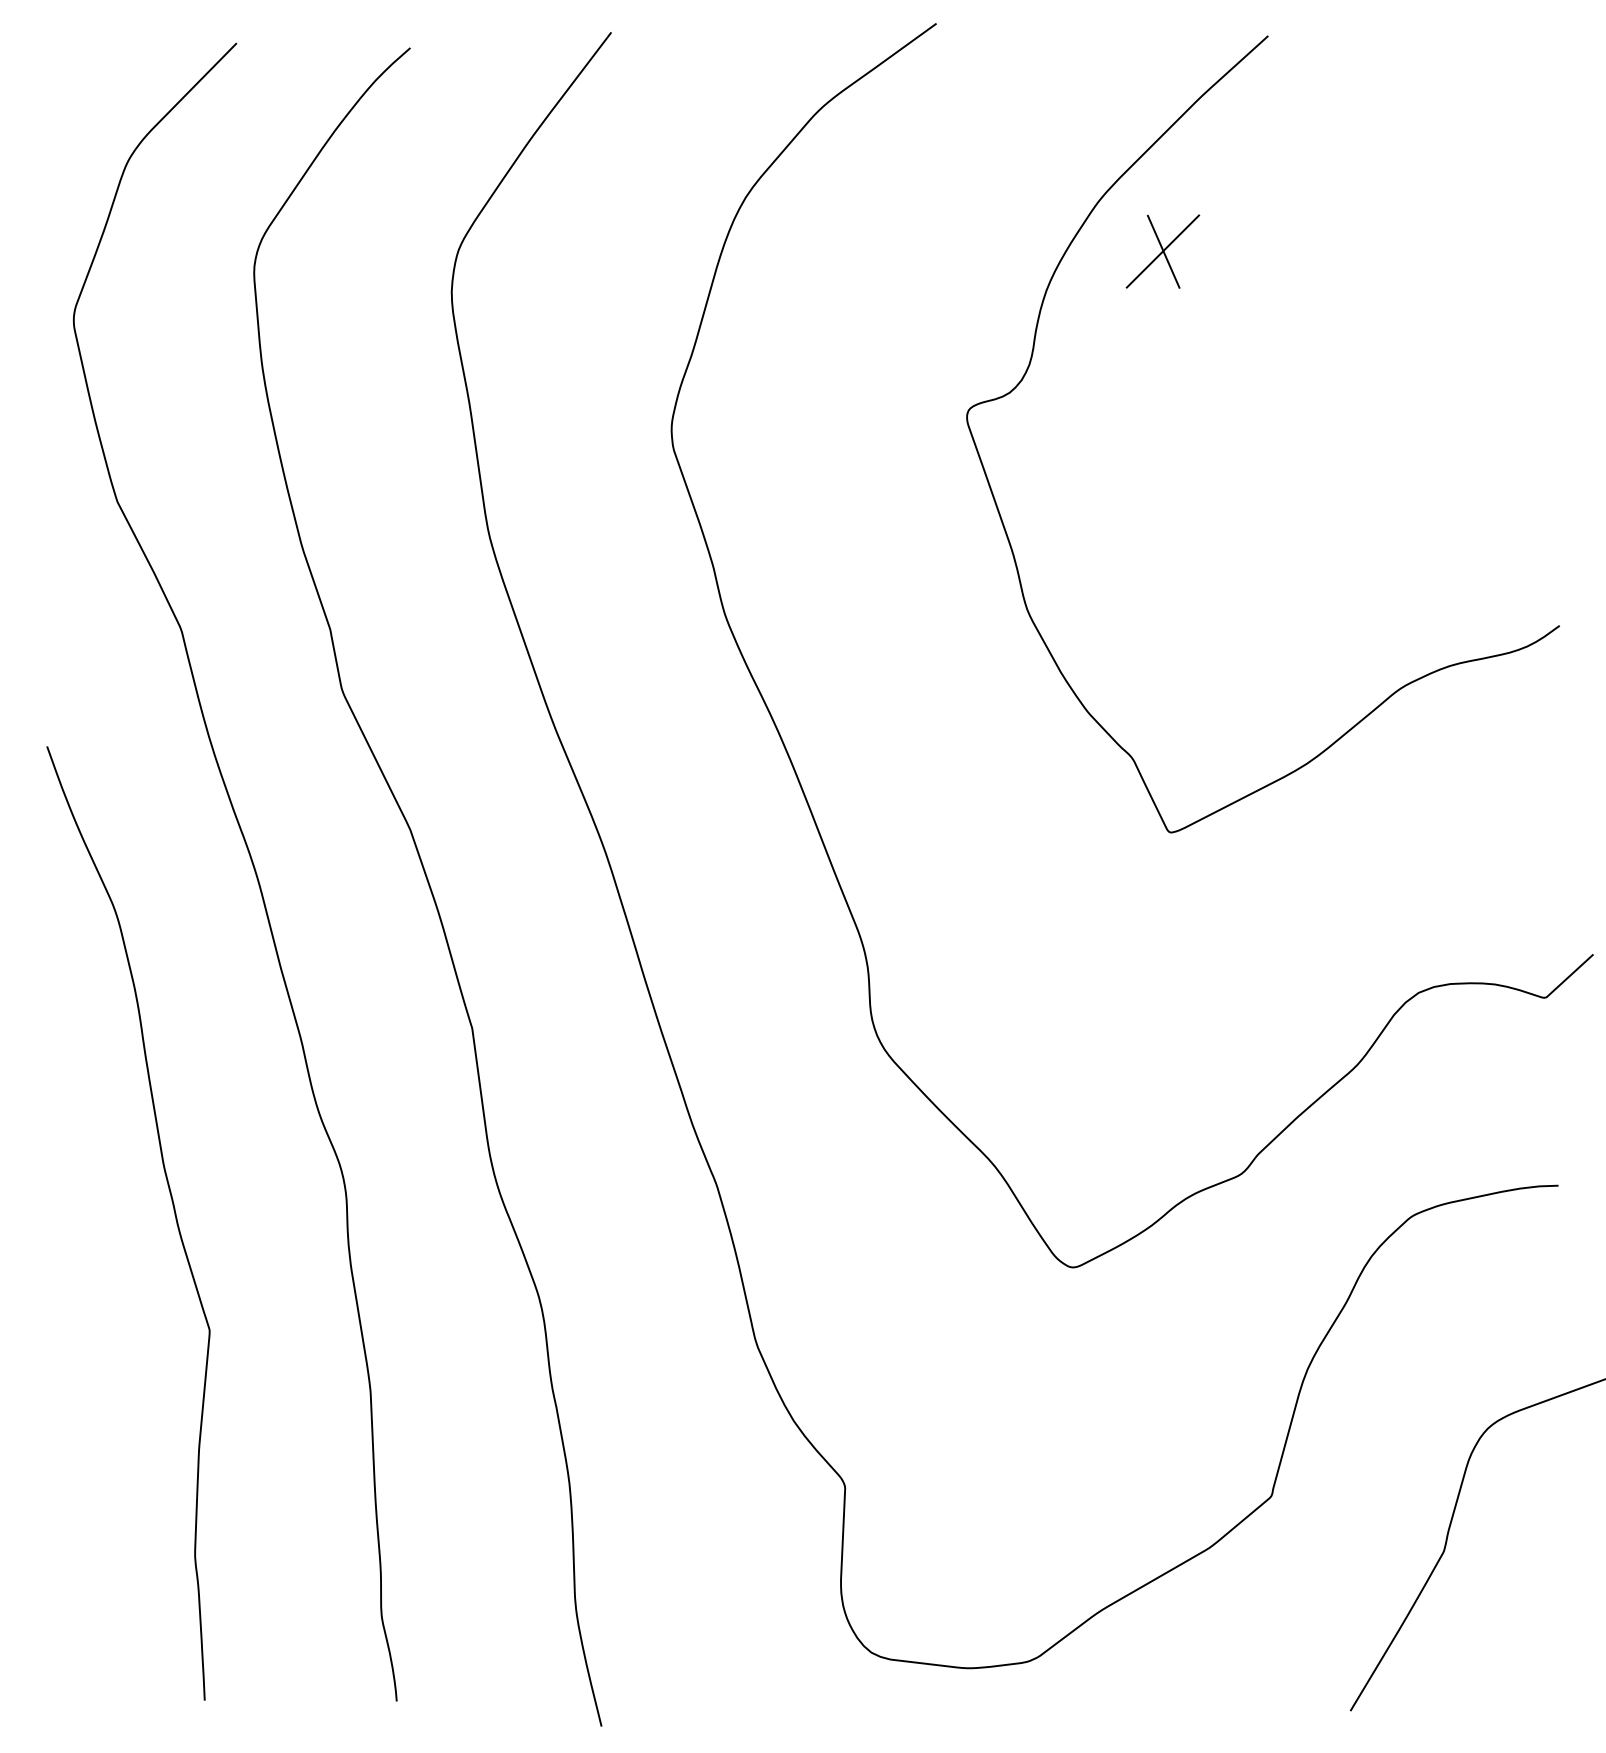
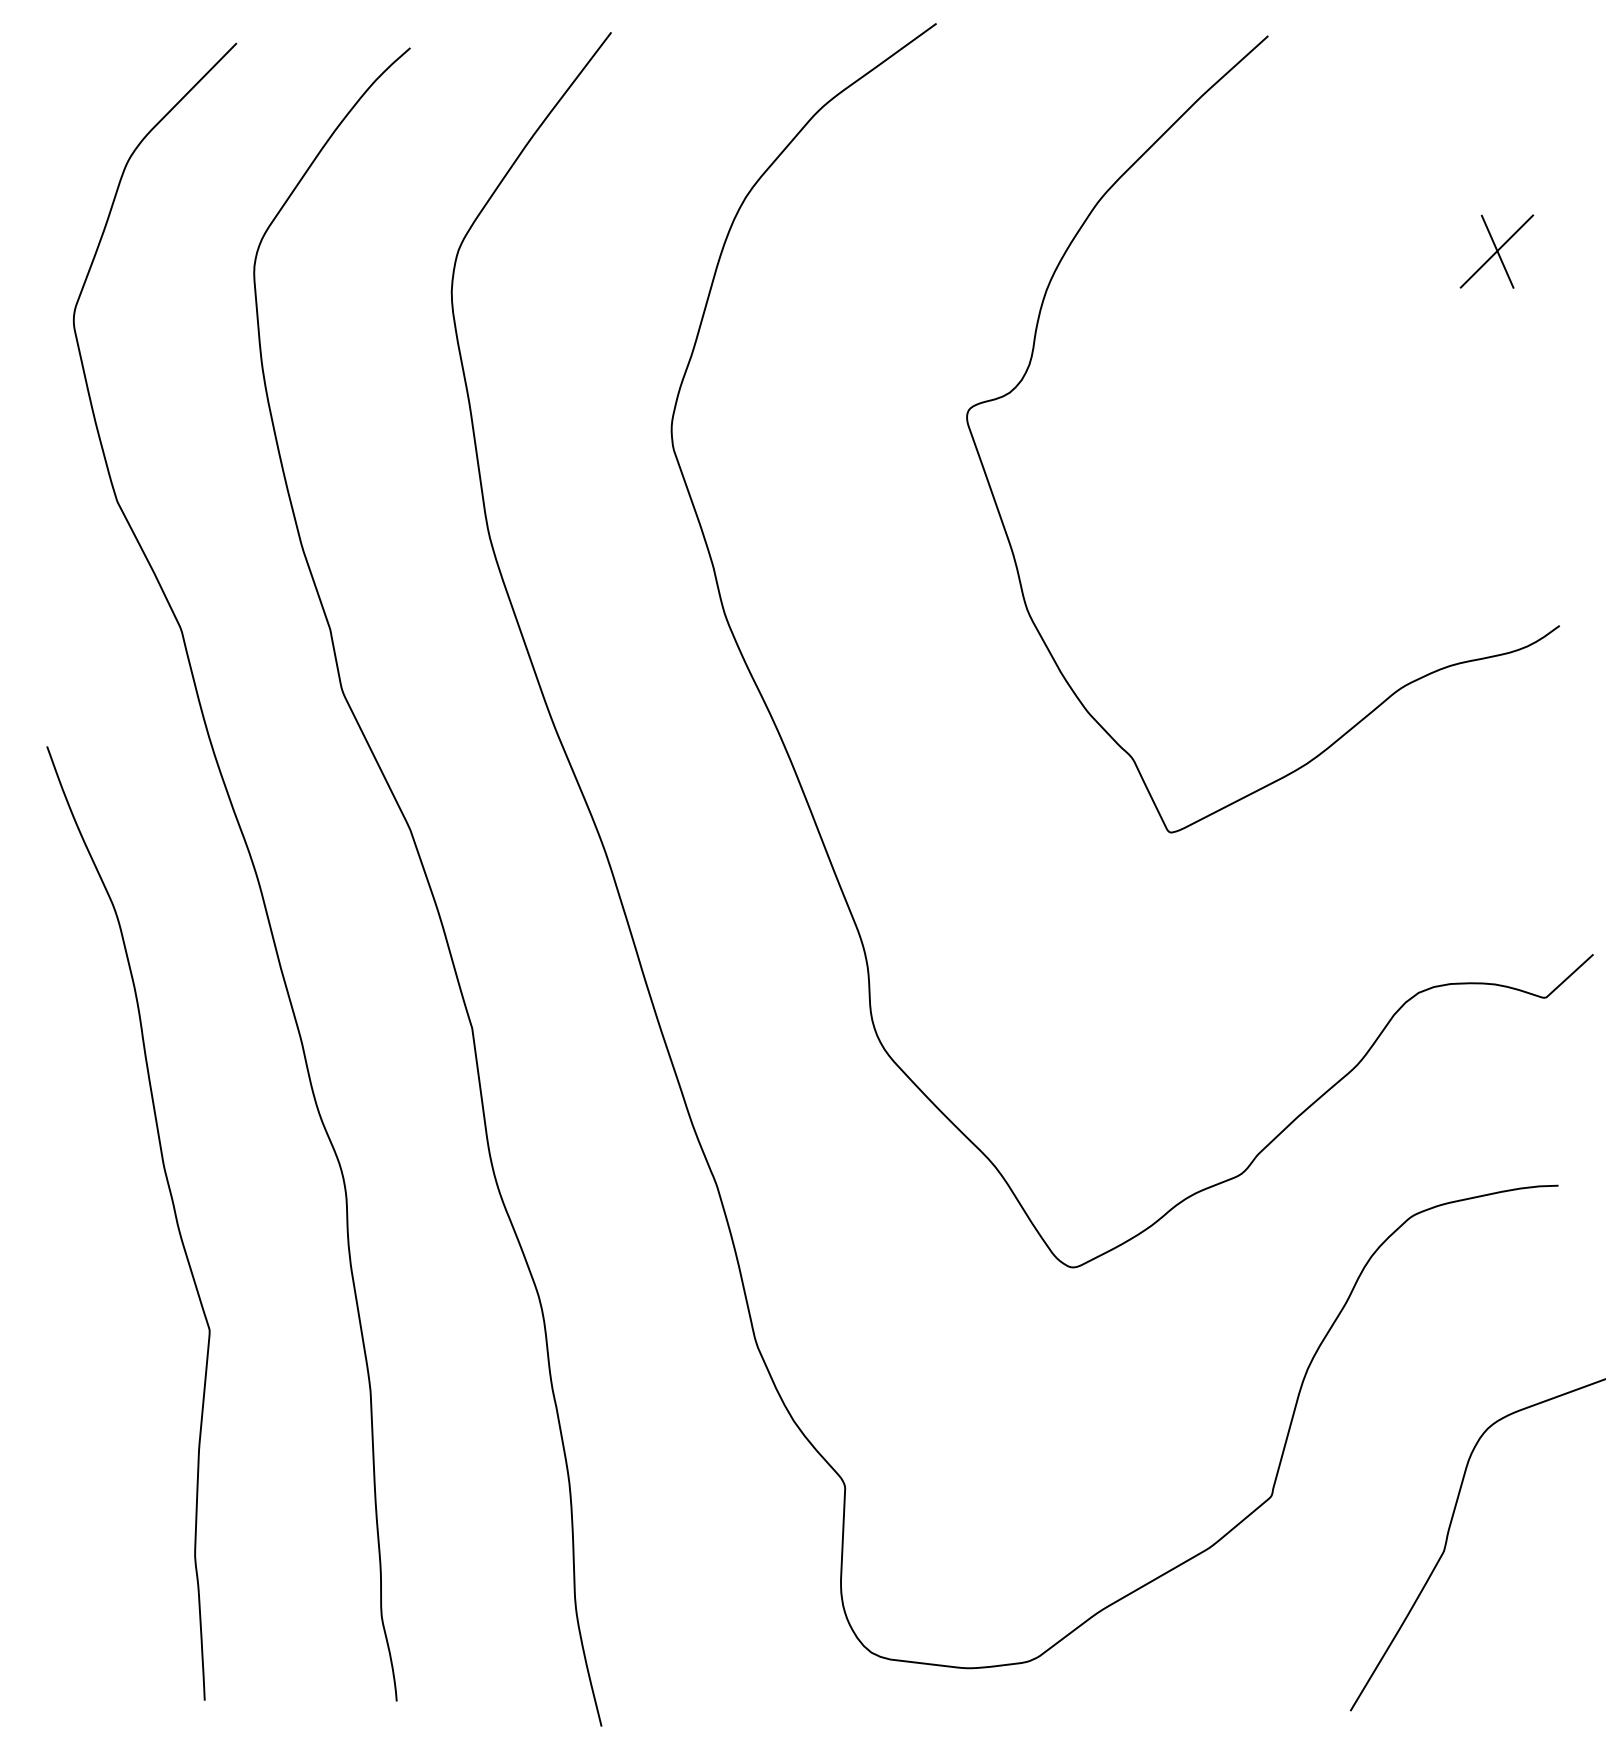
part position: (1162, 251) -> (1496, 251) (1496, 251)
